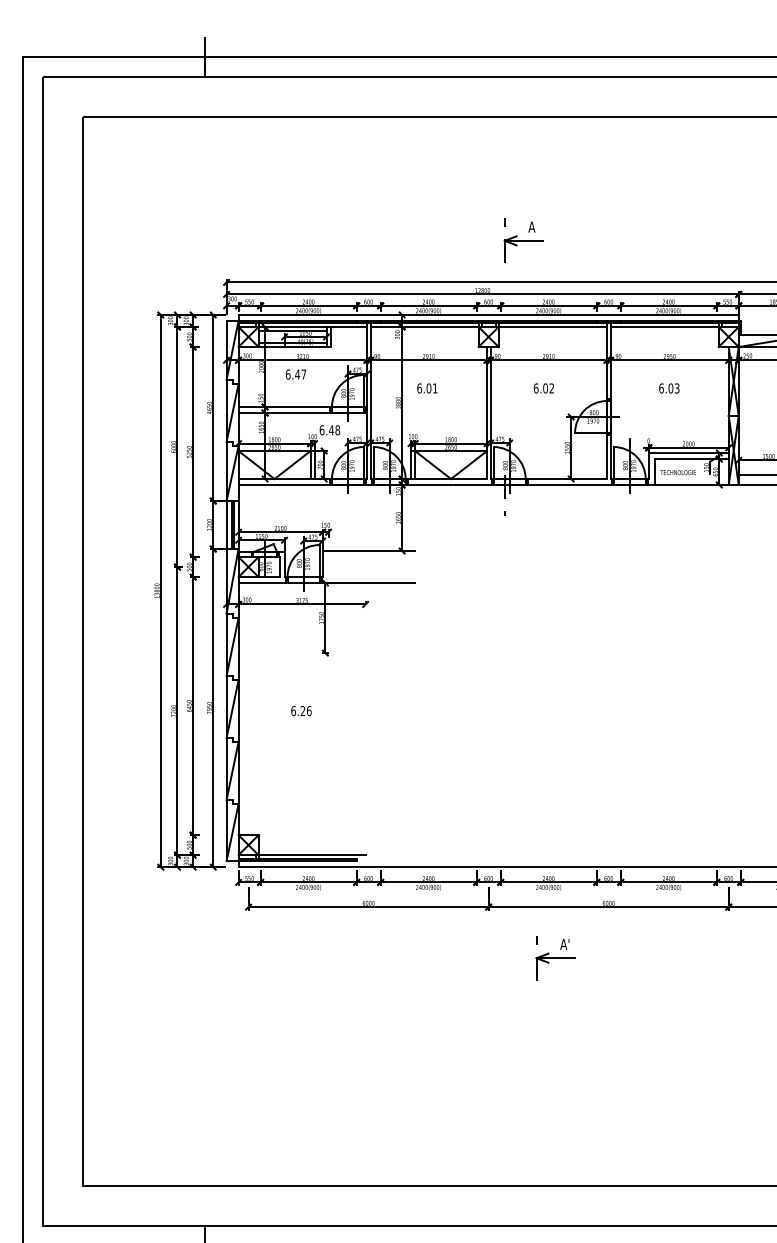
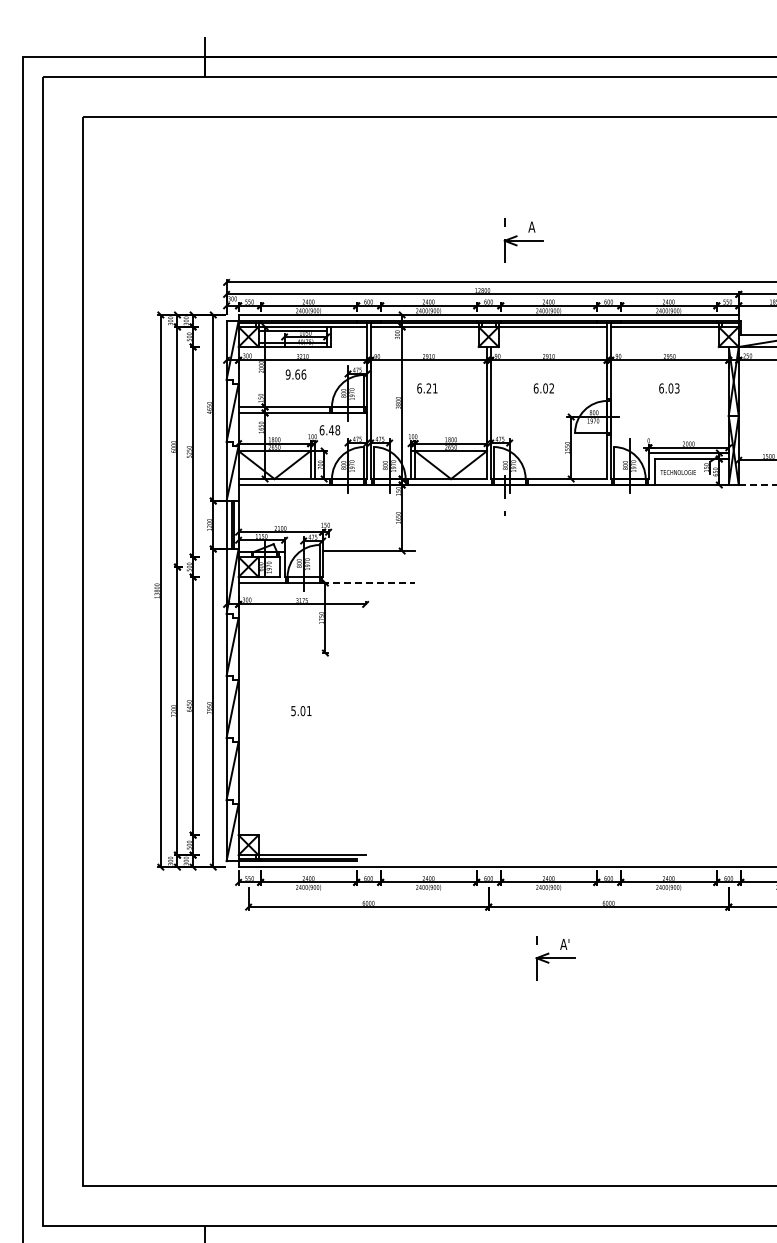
text: 6.47 -> 9.66 (295, 374)
text: 6.01 -> 6.21 (428, 388)
line: present -> none (755, 475)
line: solid -> dashed (757, 485)
line: solid -> dashed (368, 583)
text: 6.26 -> 5.01 (301, 711)
